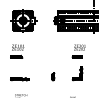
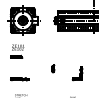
part size: 28x24 px -> 34x31 px (23, 20)
part: present -> none (78, 51)
part position: (53, 76) -> (53, 68) (53, 68)
